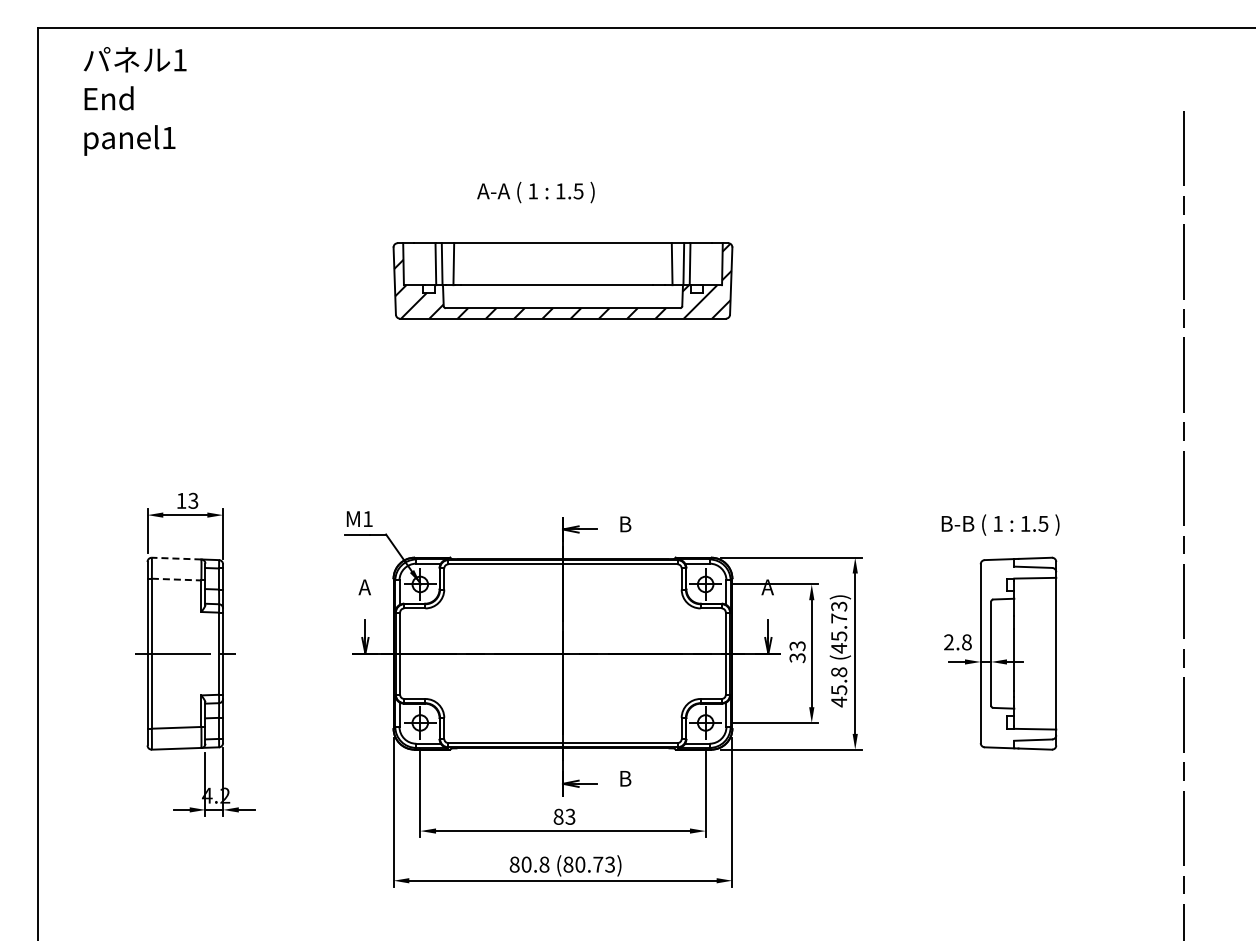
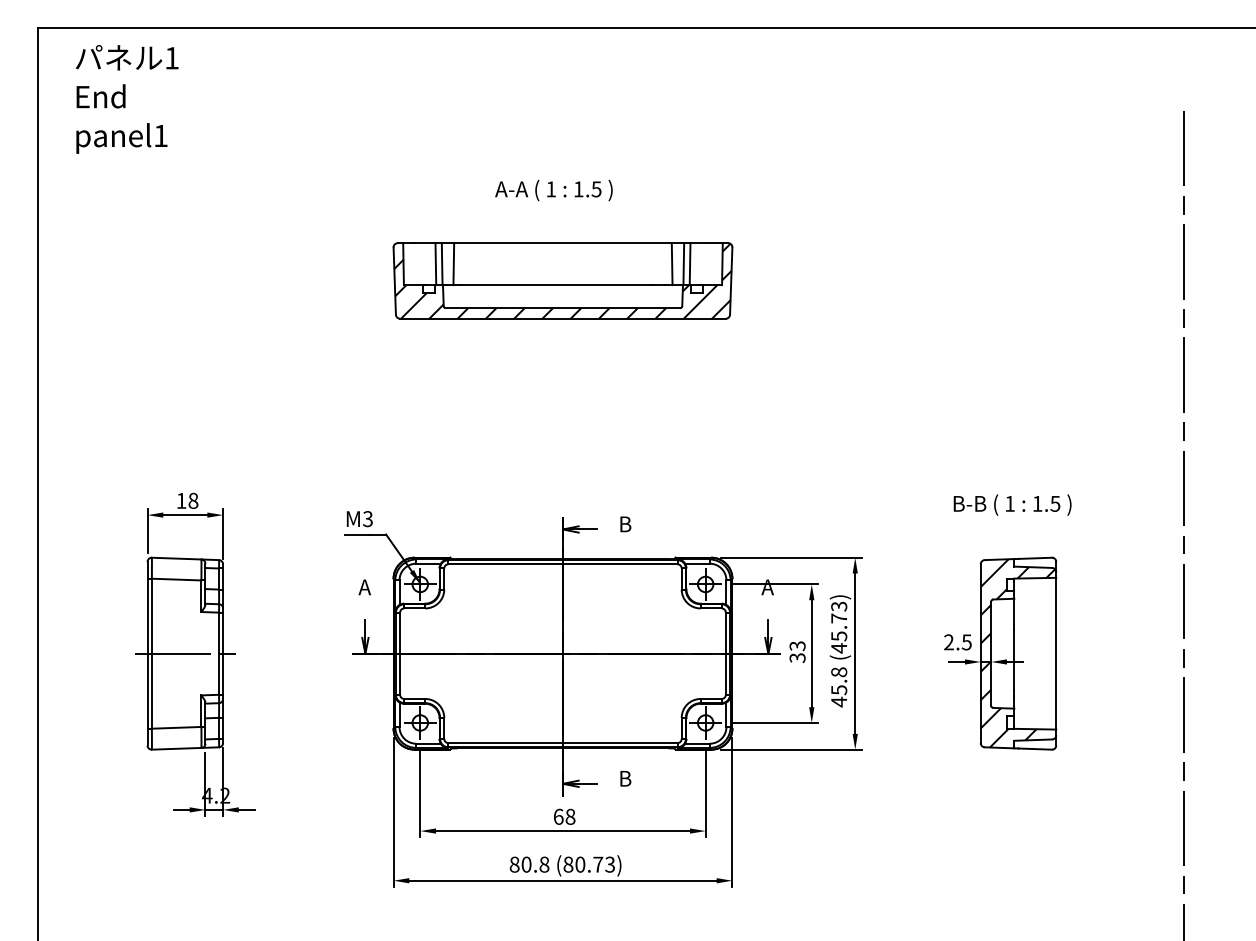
text position: (134, 101) -> (126, 99) (126, 99)
text position: (535, 192) -> (553, 190) (553, 190)
text: 13 -> 18 (193, 500)
text: M1 -> M3 (367, 519)
text position: (1000, 524) -> (1012, 504) (1012, 504)
line: dashed -> solid (176, 558)
line: dashed -> solid (176, 579)
text: 2.8 -> 2.5 (966, 642)
hatch: none -> present (1017, 653)
text: 83 -> 68 (564, 816)
